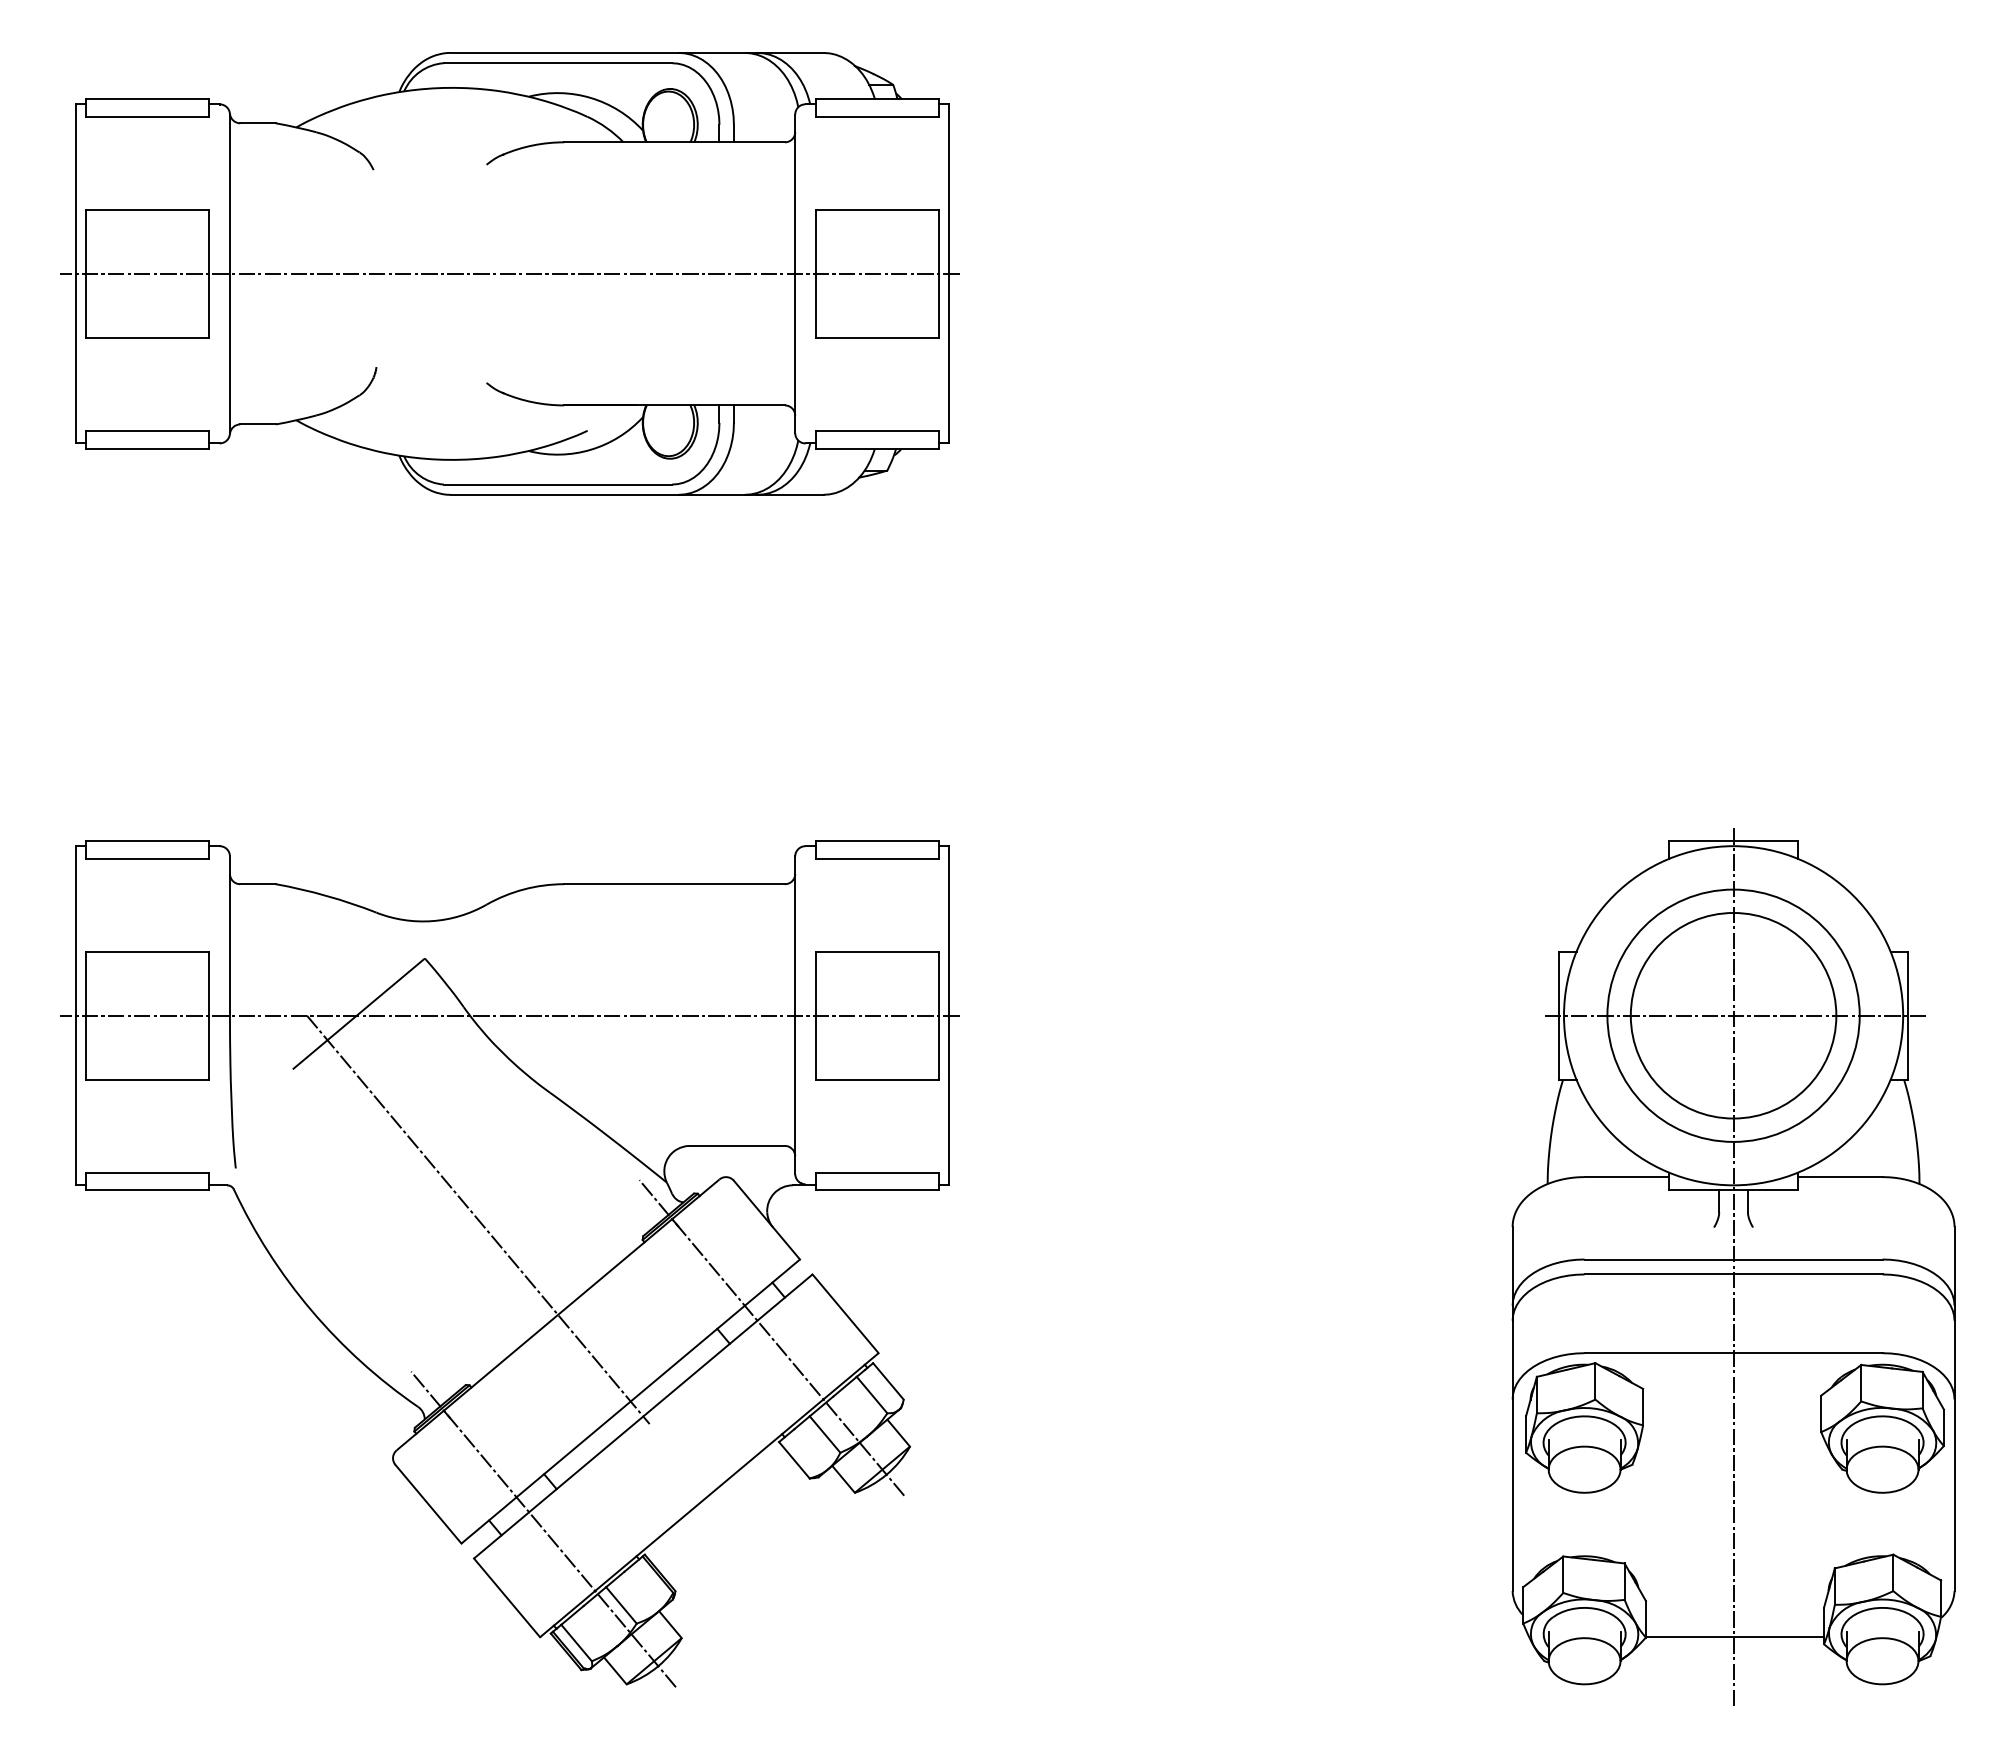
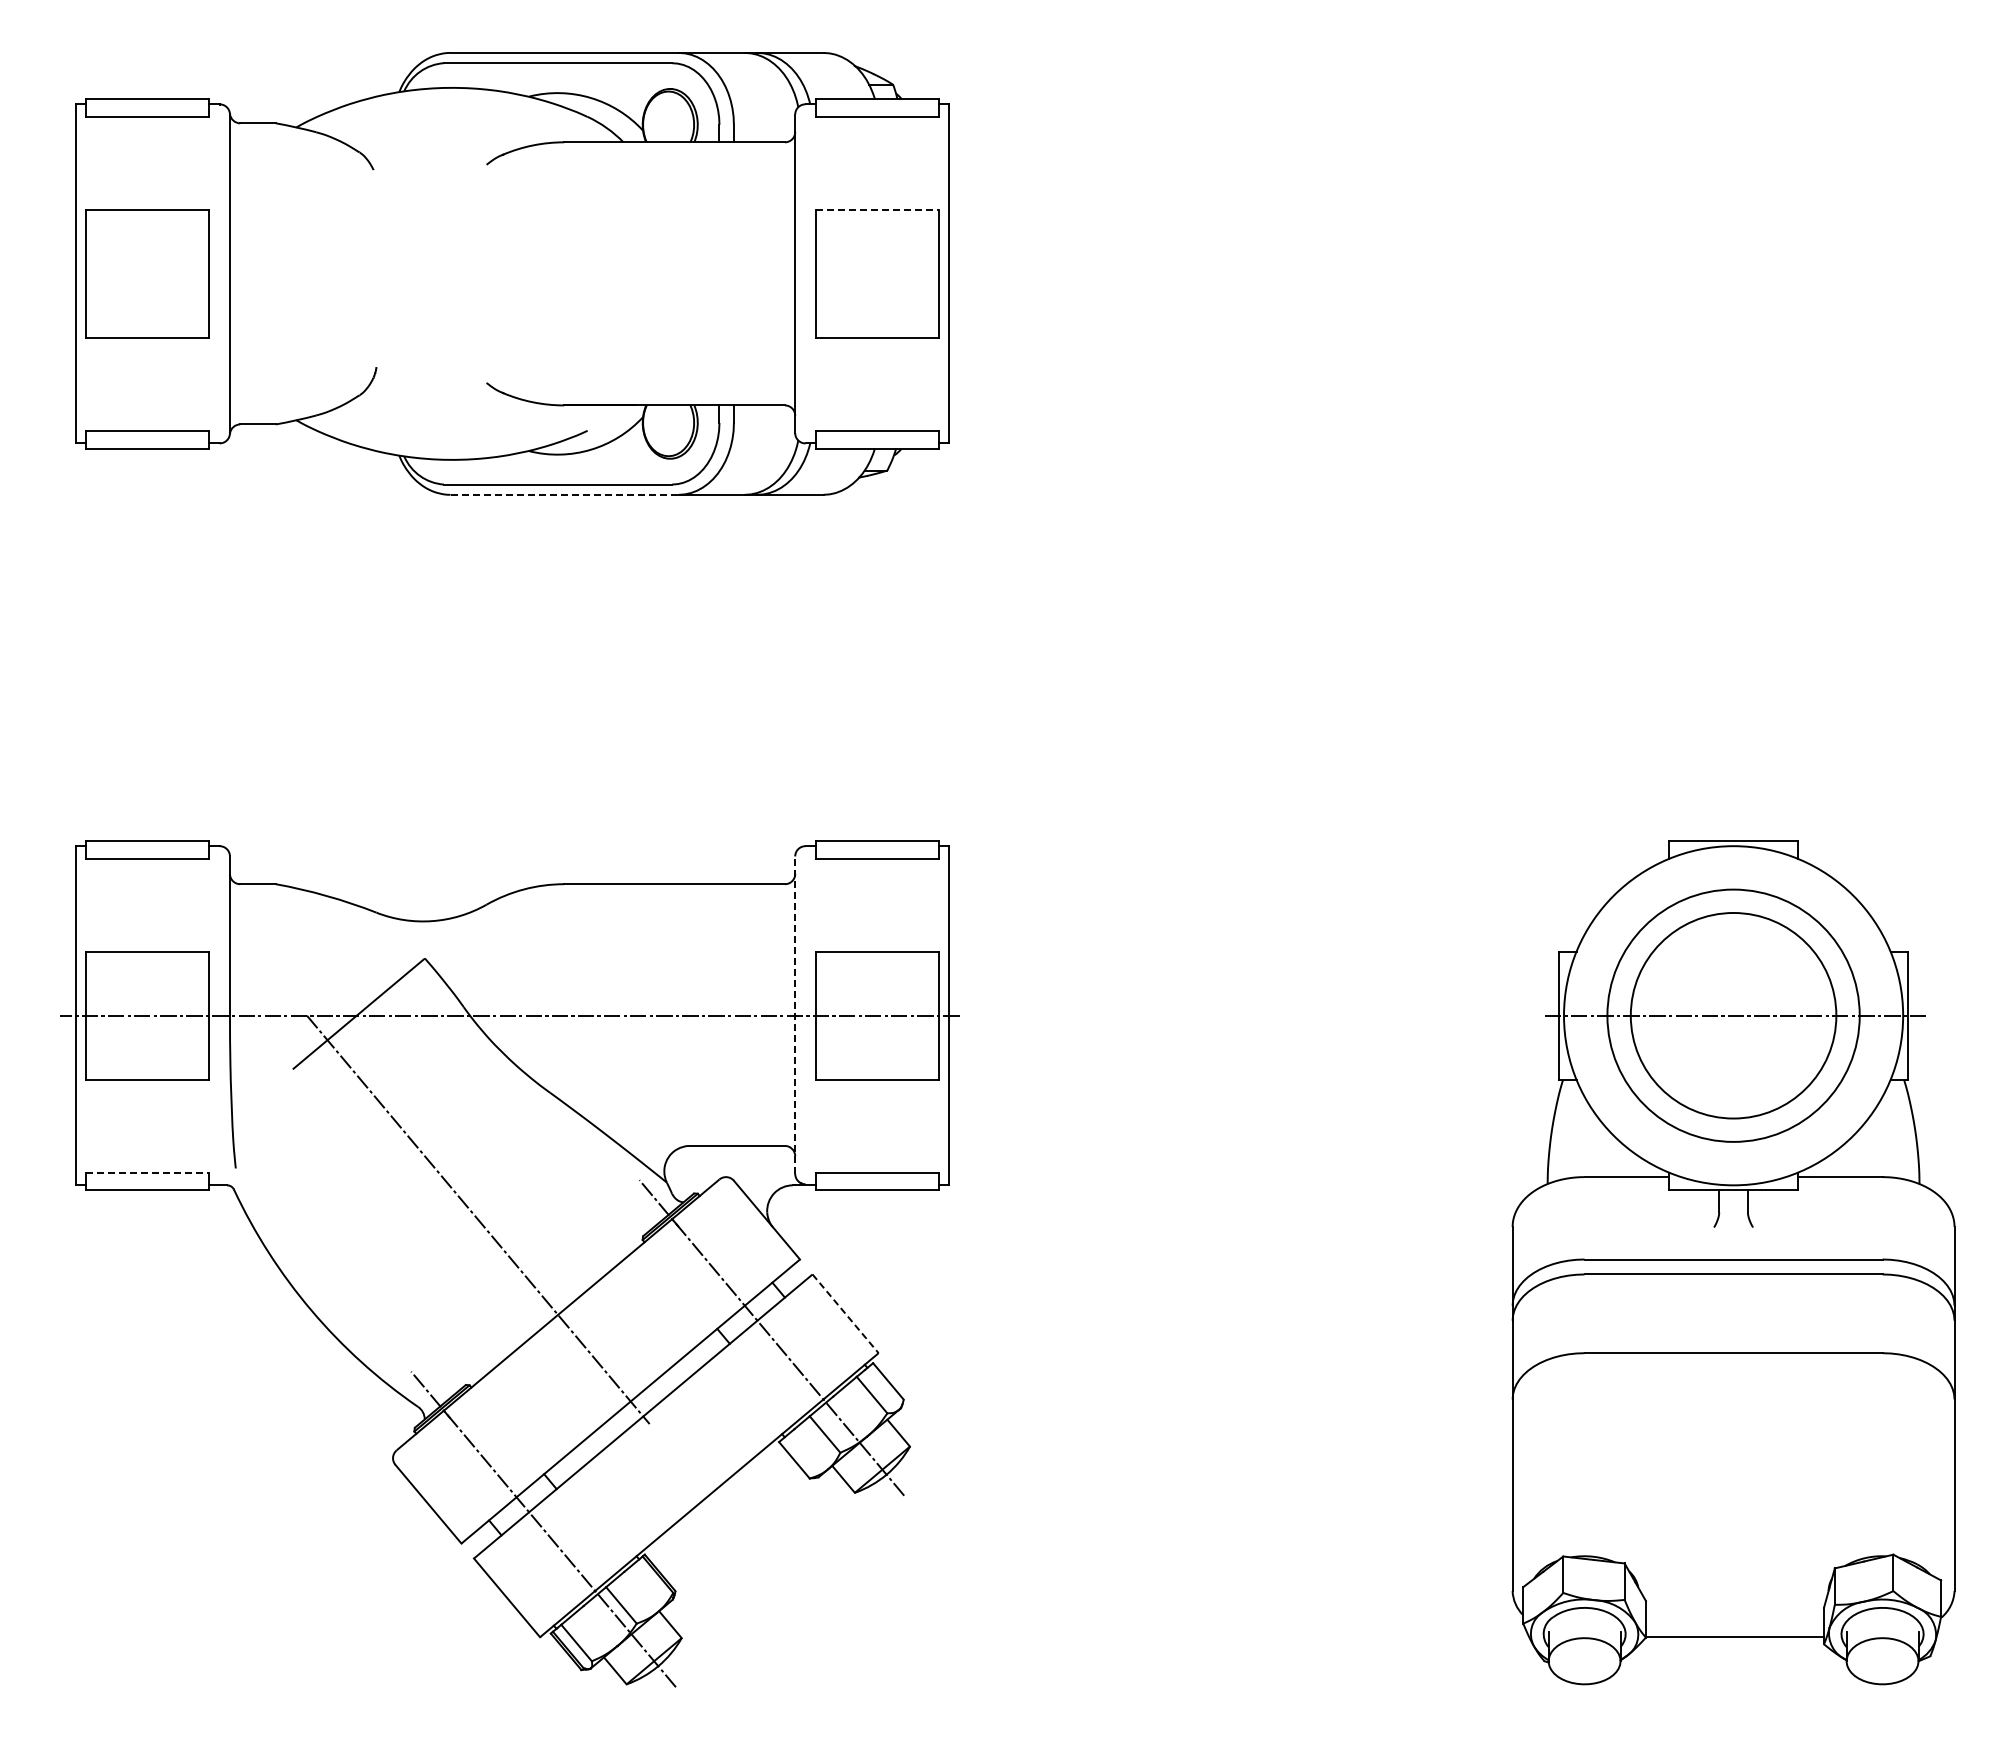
line: solid -> dashed (877, 209)
line: present -> none (509, 273)
line: solid -> dashed (565, 494)
line: solid -> dashed (795, 1015)
line: solid -> dashed (147, 1172)
line: present -> none (1733, 1267)
line: solid -> dashed (845, 1314)
part: present -> none (1584, 1427)
part: present -> none (1882, 1428)
